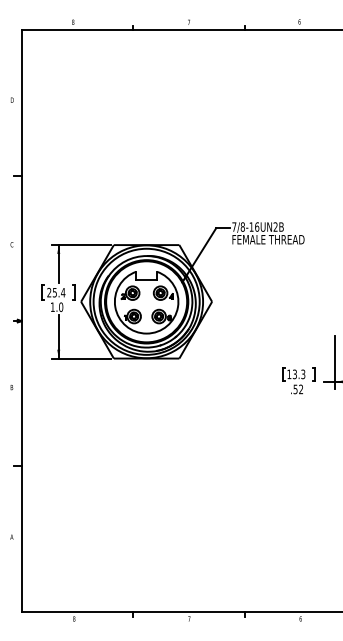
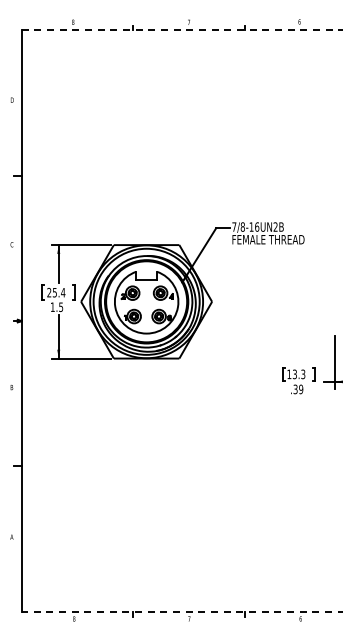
line: solid -> dashed (182, 30)
text: 1.0 -> 1.5 (61, 306)
text: .52 -> .39 (298, 389)
line: solid -> dashed (181, 611)
